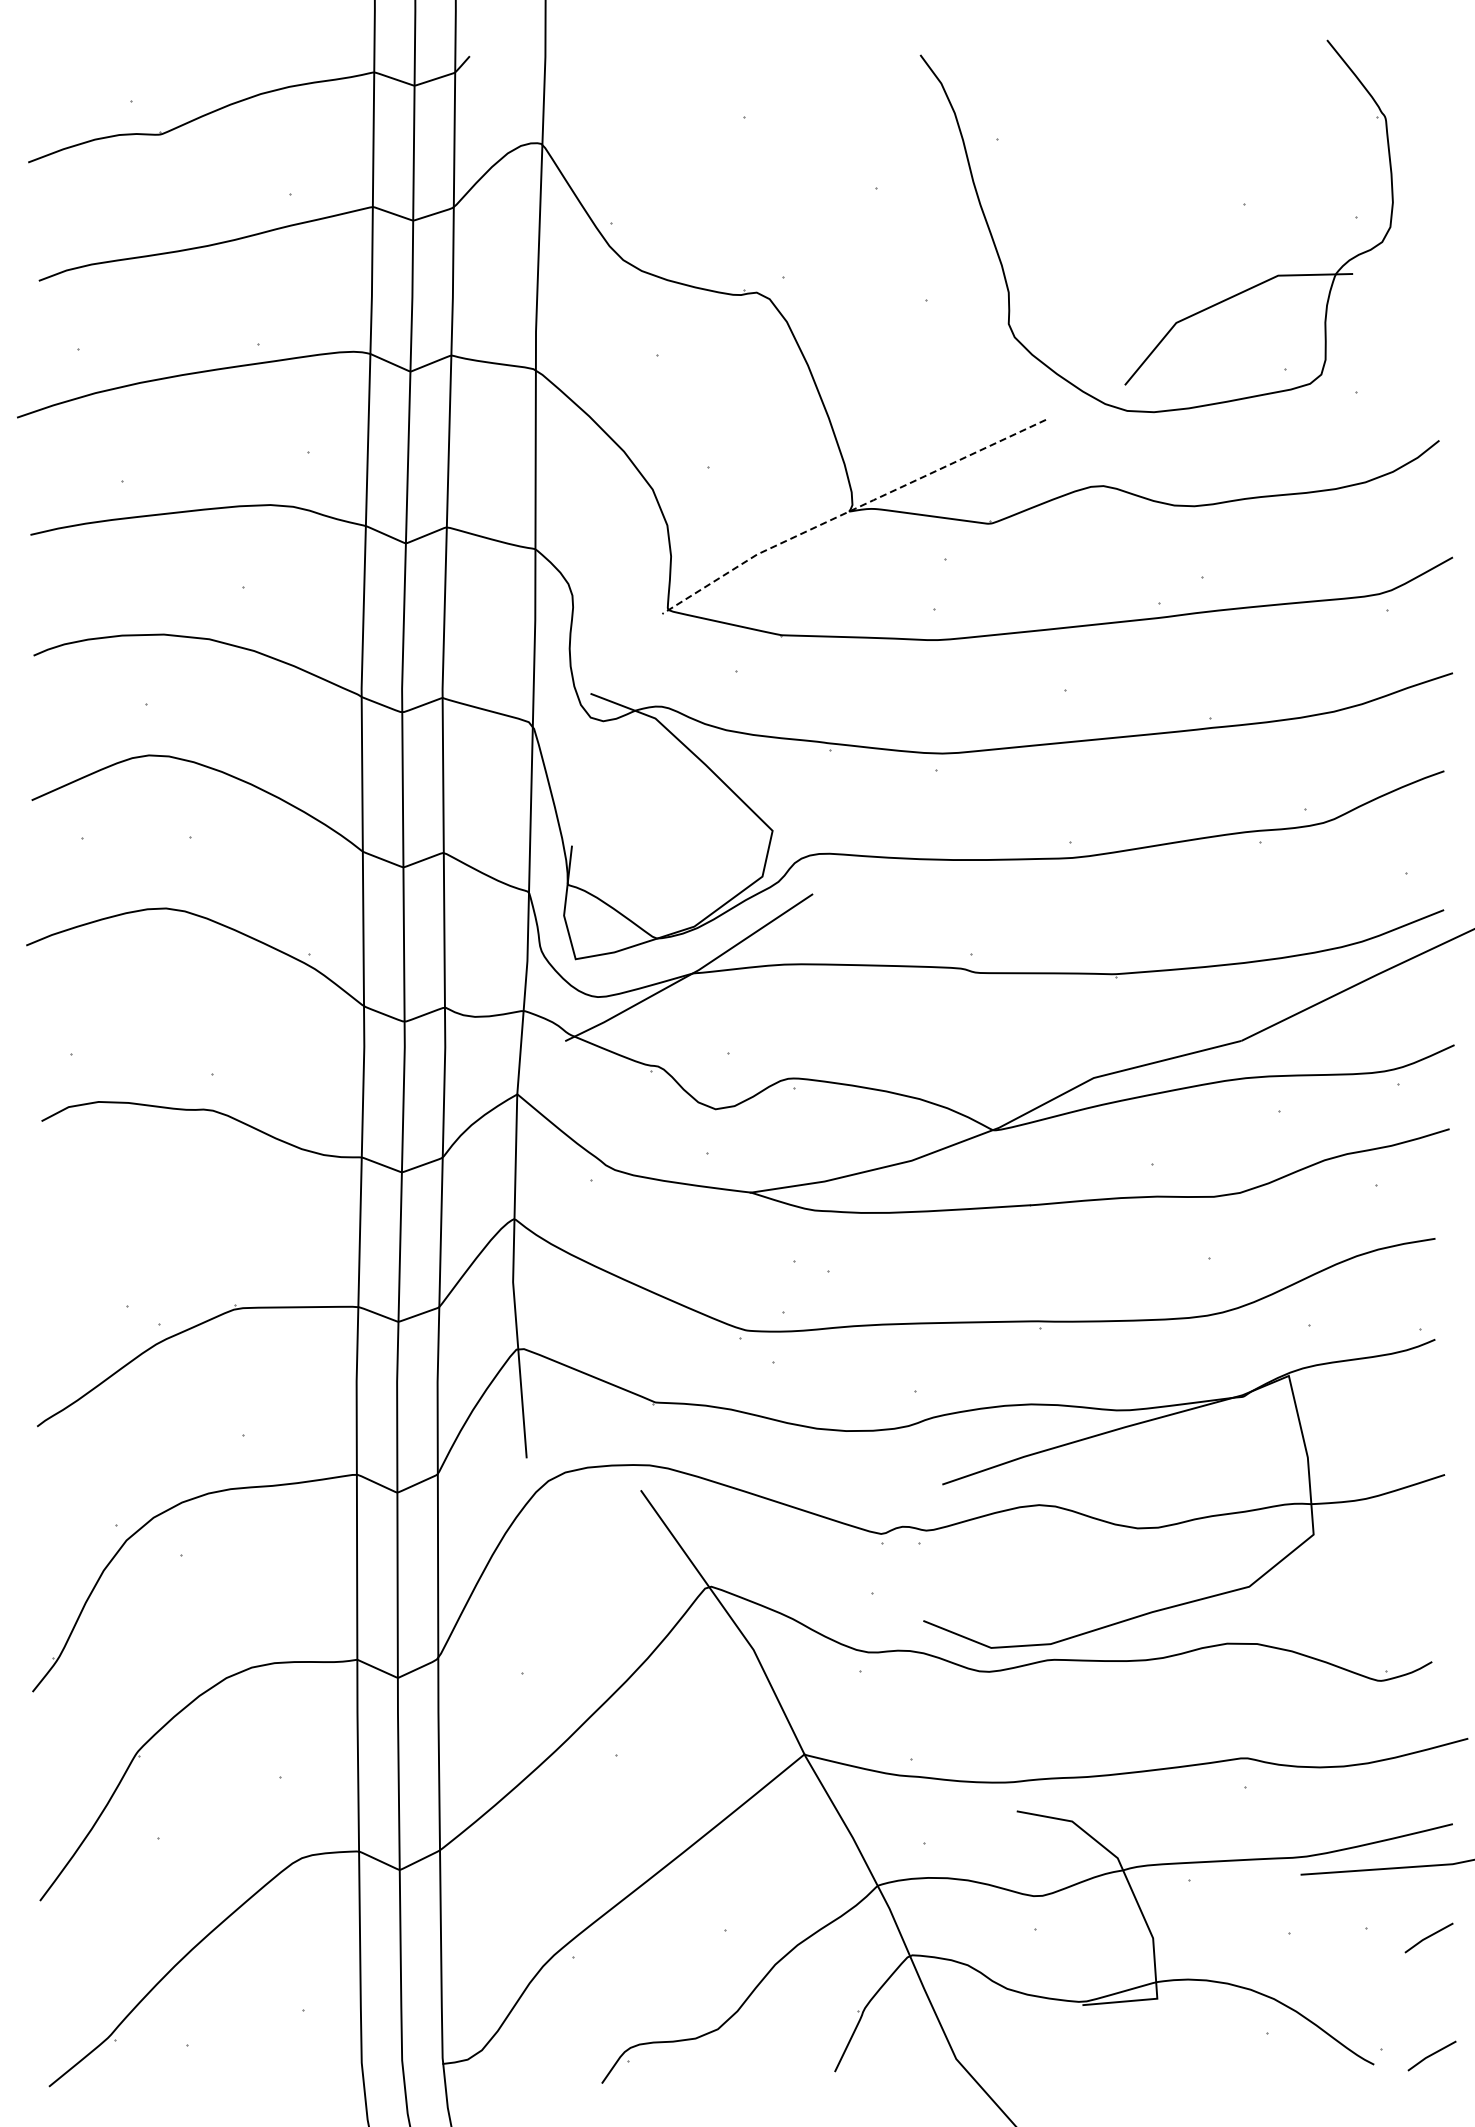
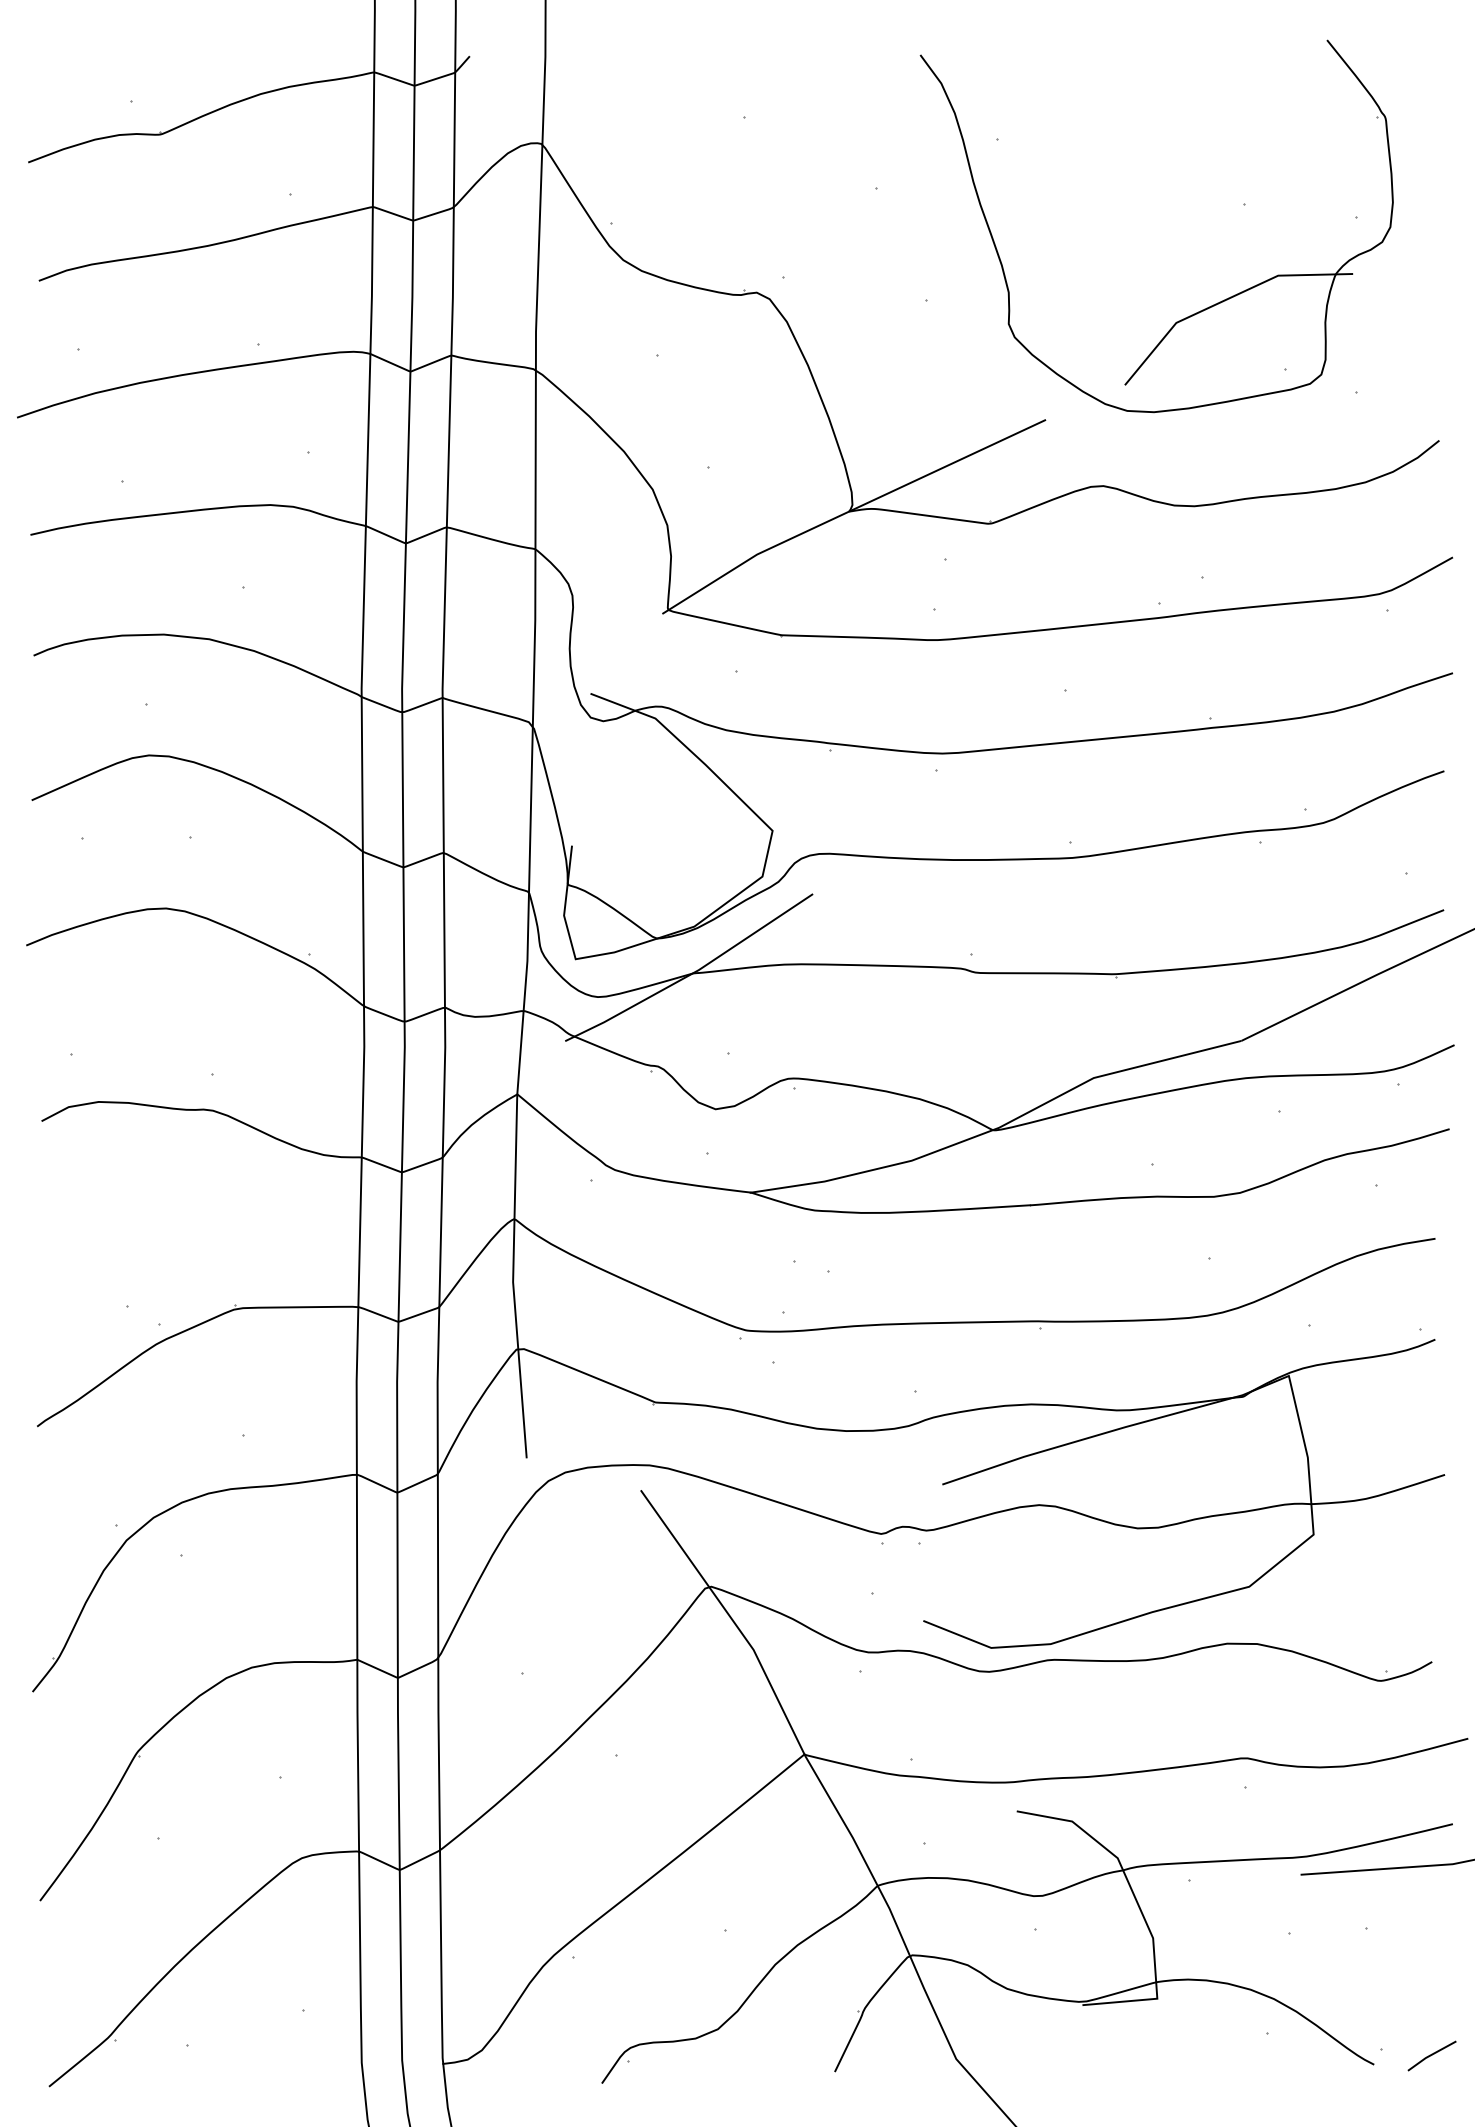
line: dashed -> solid (851, 510)
line: present -> none (1428, 1937)
